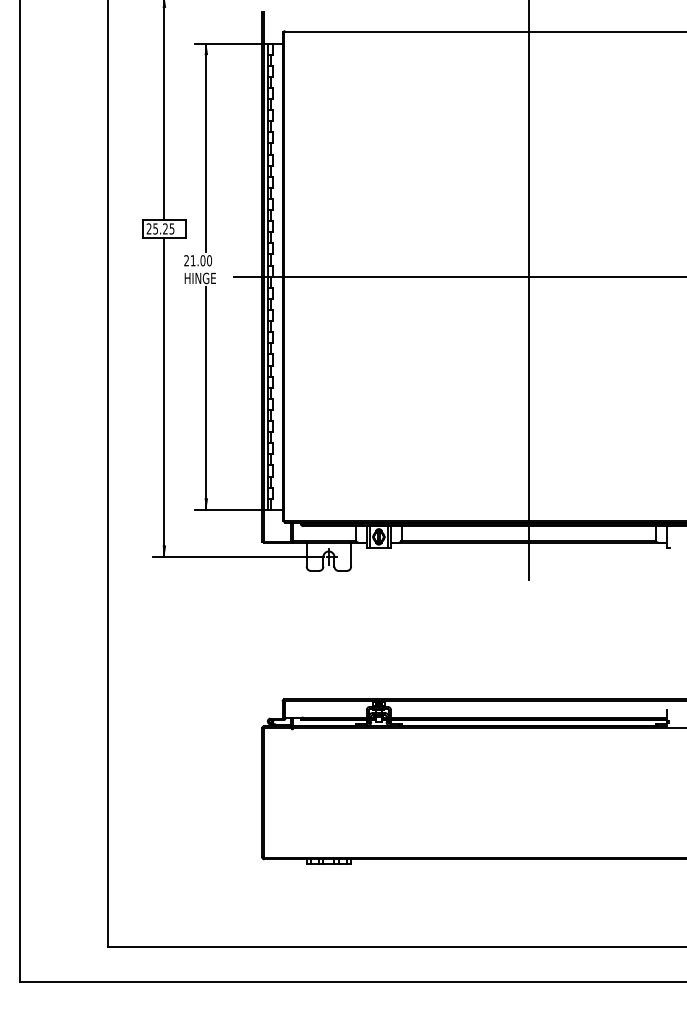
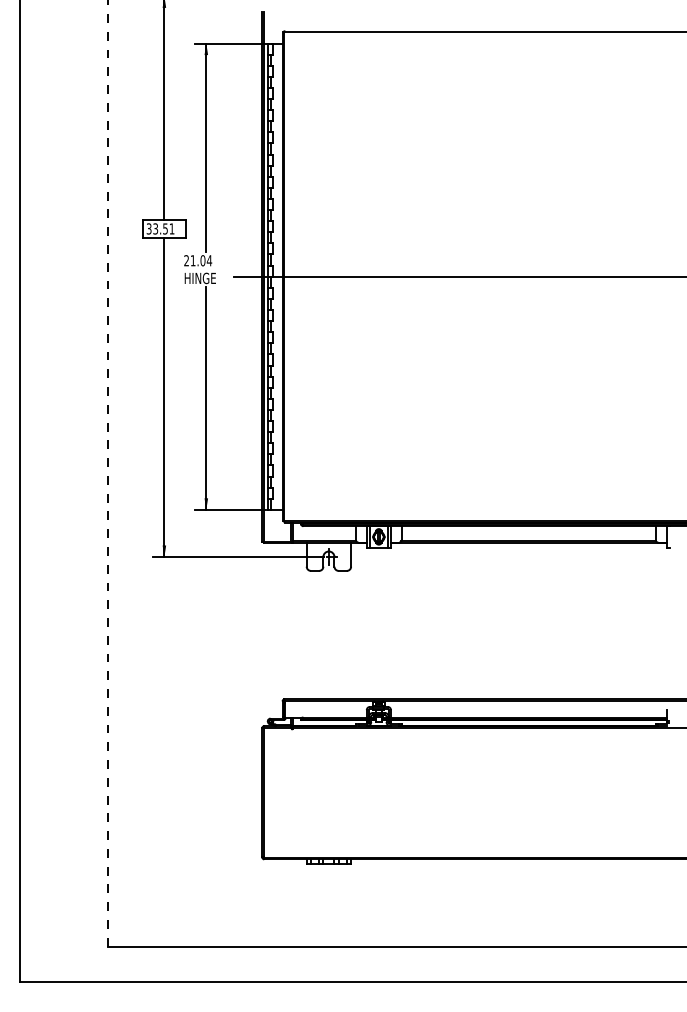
text: 25.25 -> 33.51 (160, 228)
text: 21.00 -> 21.04 (209, 260)
line: present -> none (528, 290)
line: solid -> dashed (107, 473)
